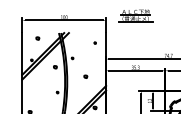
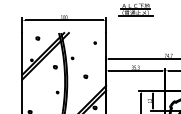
part position: (135, 15) -> (135, 9) (135, 9)
